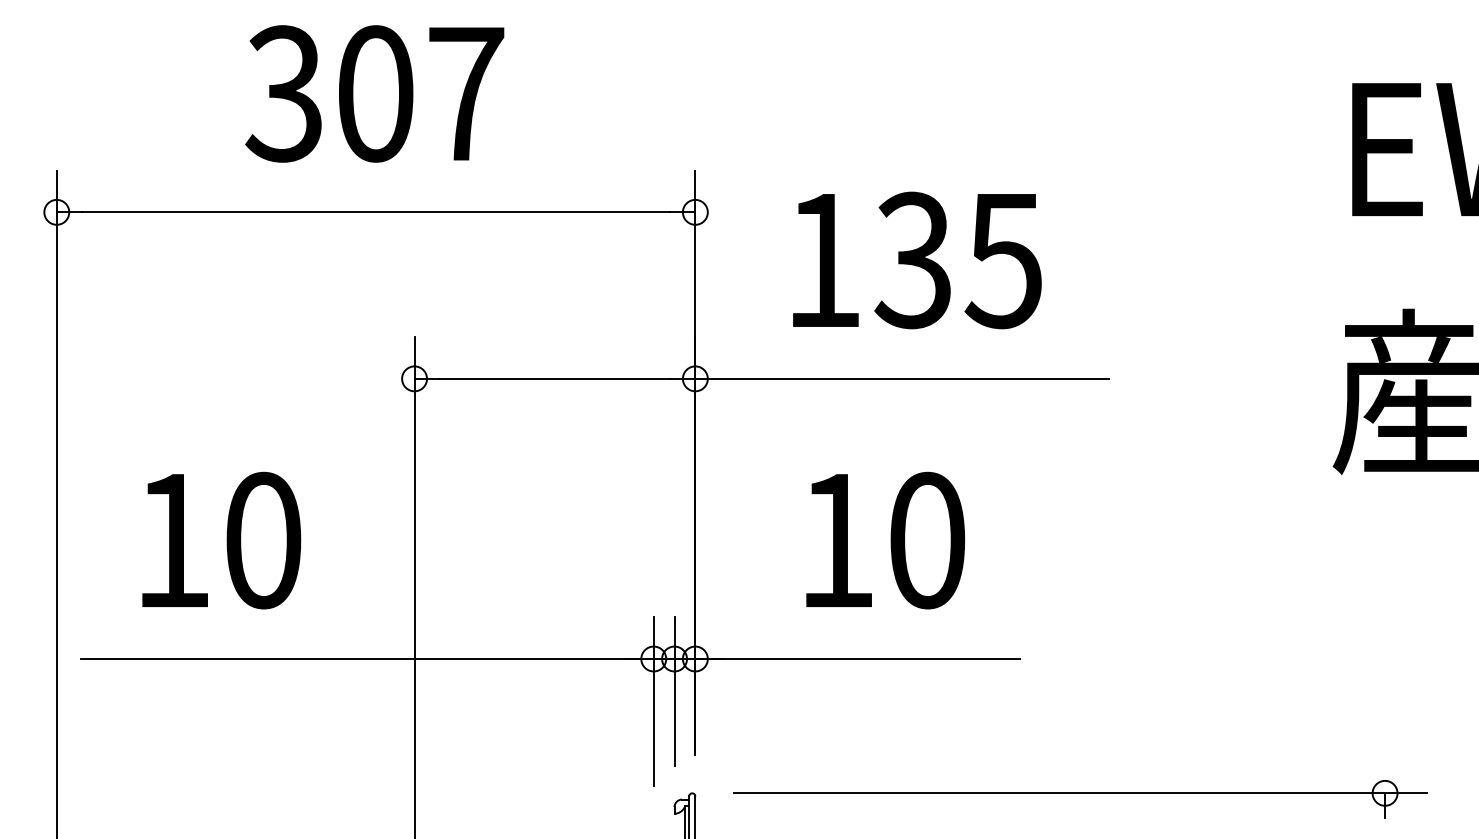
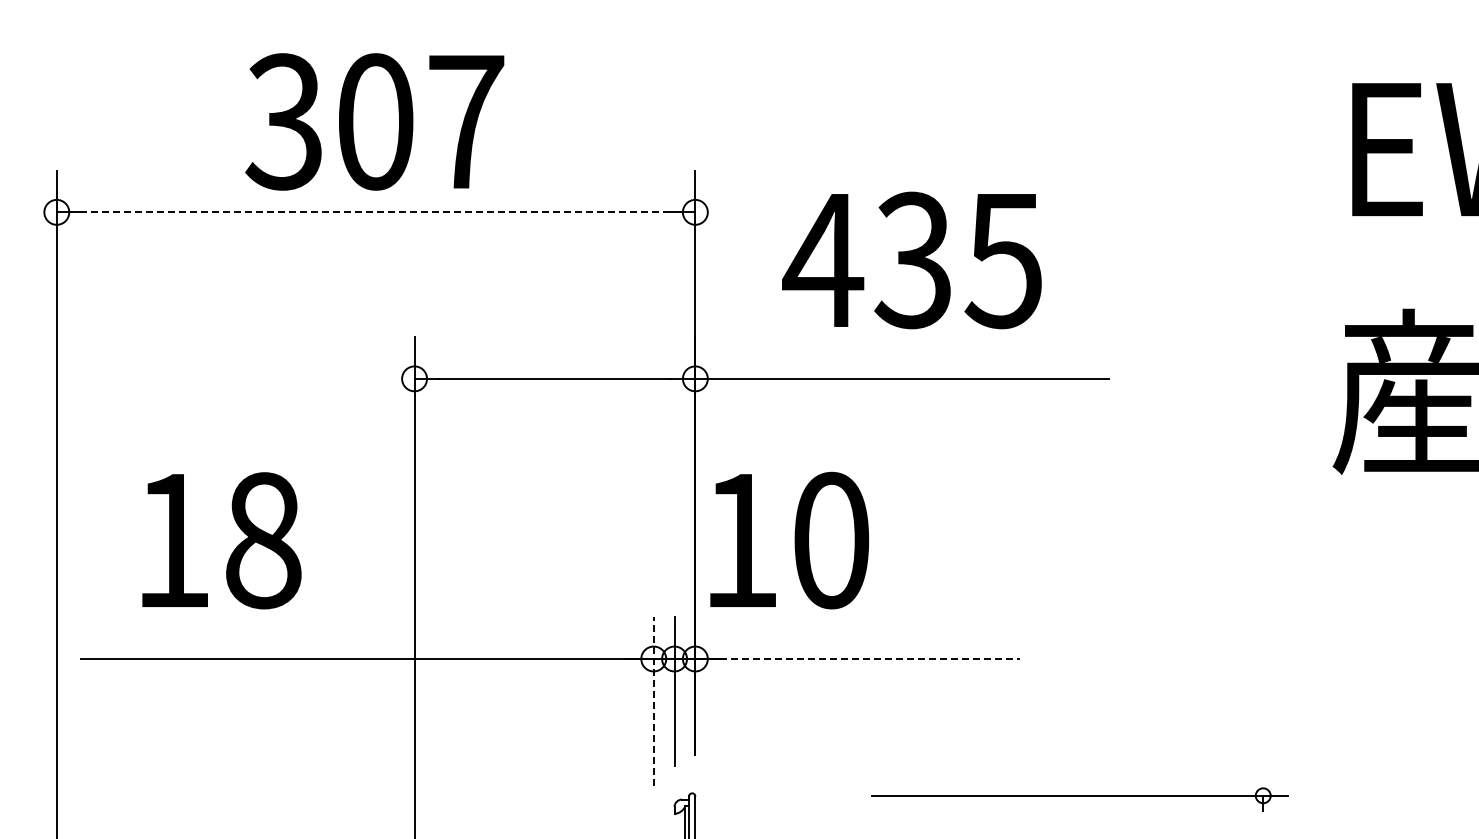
text position: (374, 93) -> (374, 121) (374, 121)
line: solid -> dashed (375, 212)
text: 135 -> 435 (823, 260)
text: 10 -> 18 (263, 540)
text position: (885, 540) -> (789, 540) (789, 540)
line: solid -> dashed (870, 659)
line: solid -> dashed (653, 701)
part size: 695x39 px -> 418x25 px (1079, 799)
